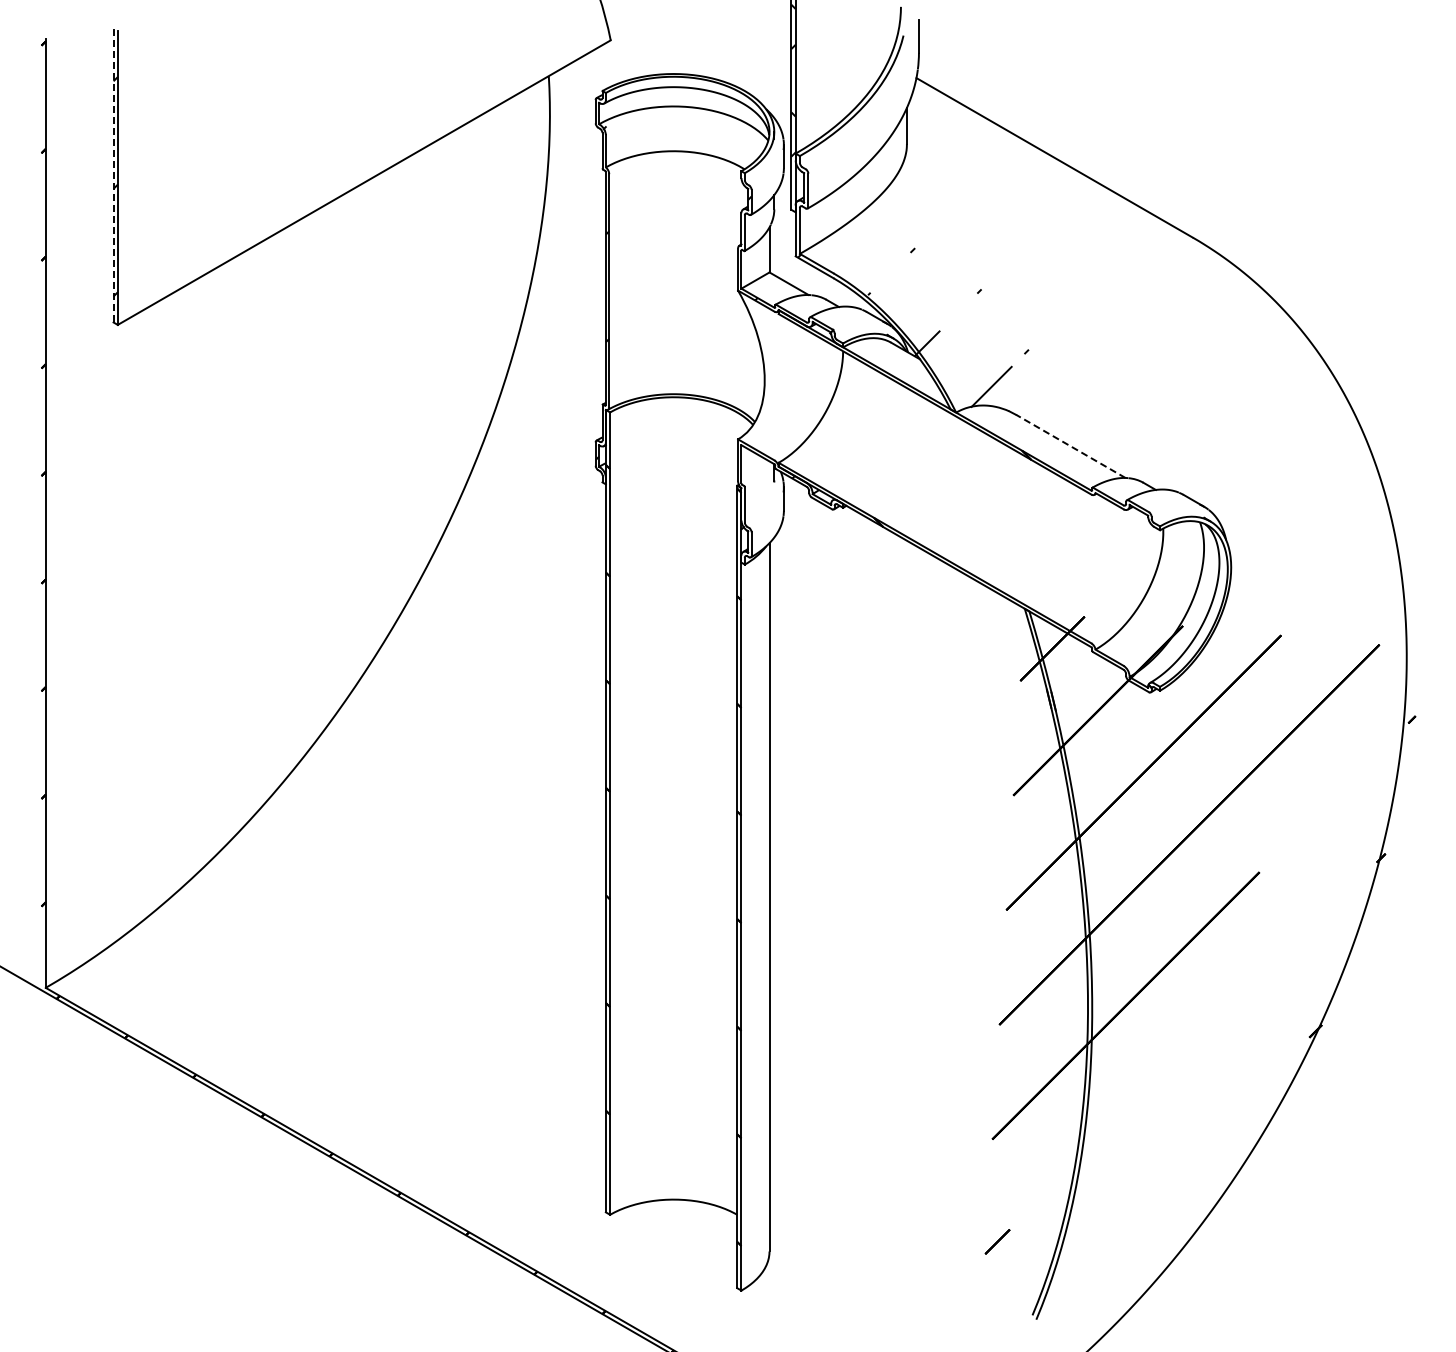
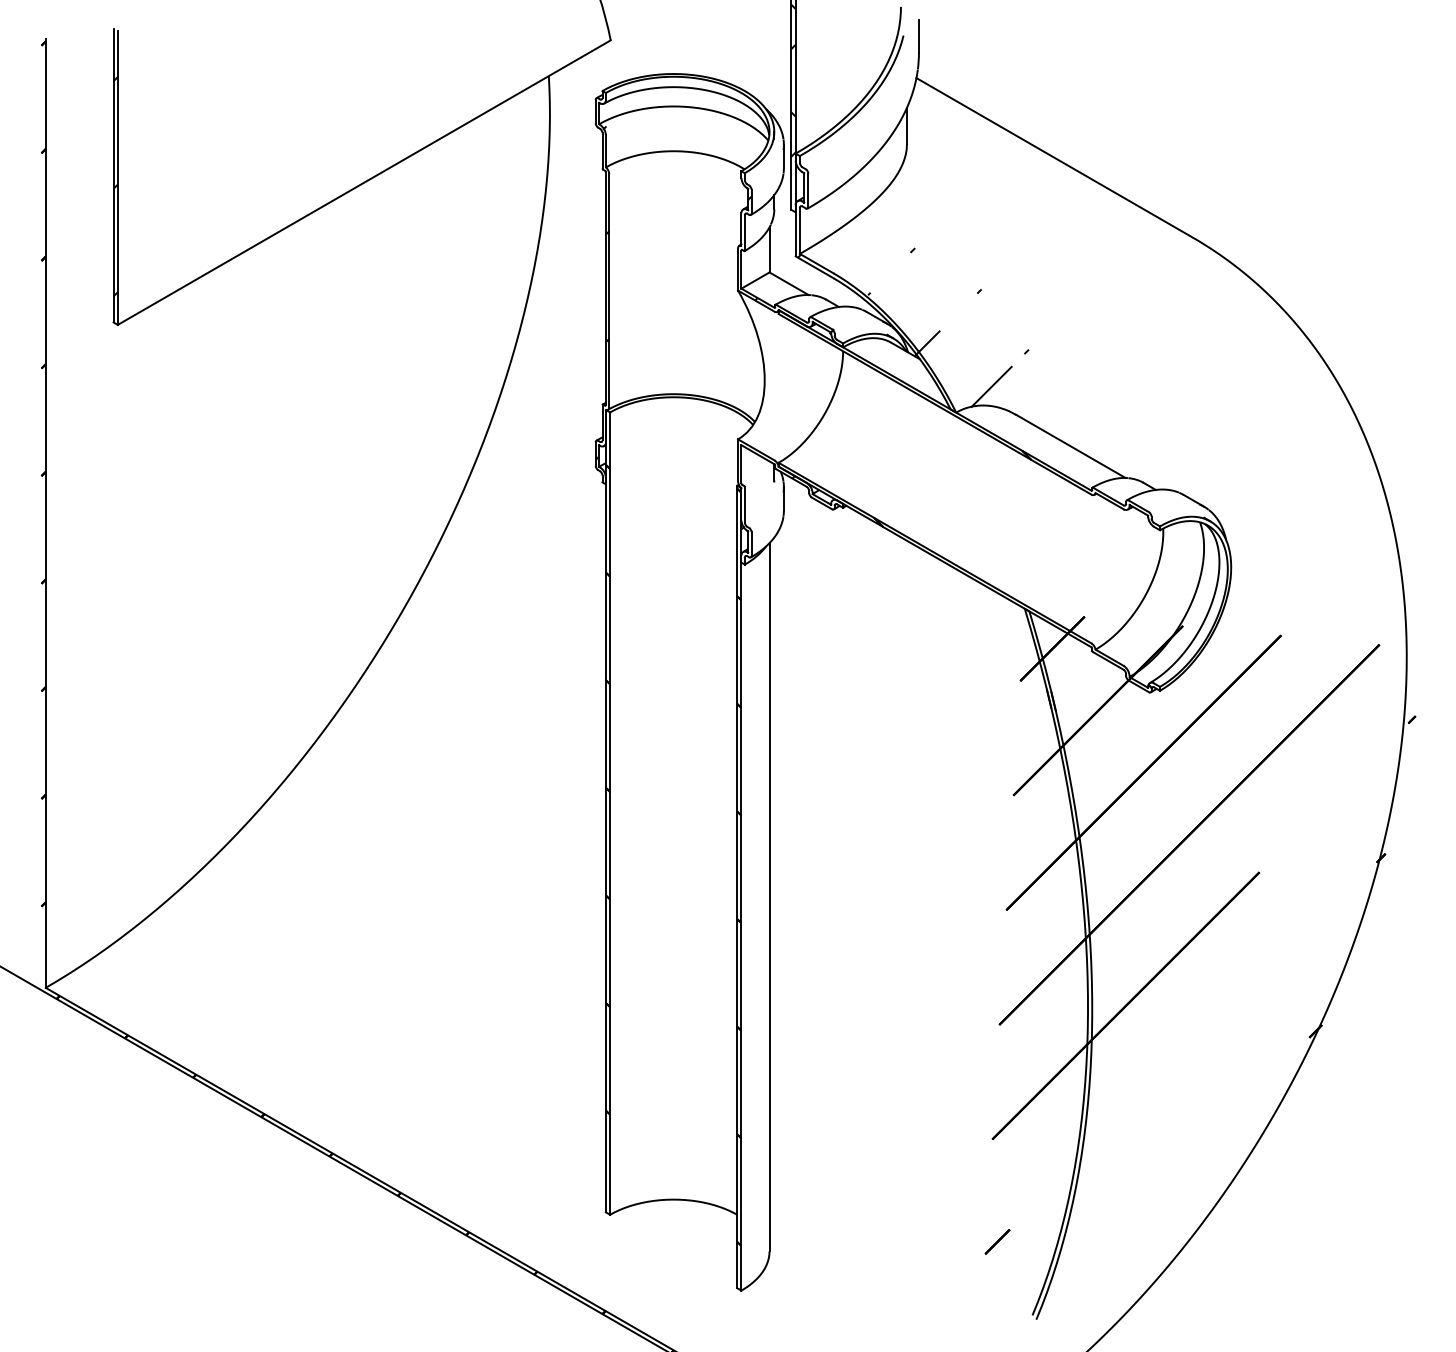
line: dashed -> solid (113, 175)
line: dashed -> solid (1070, 446)
